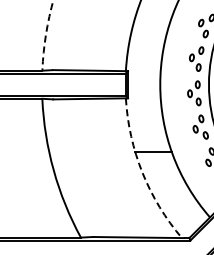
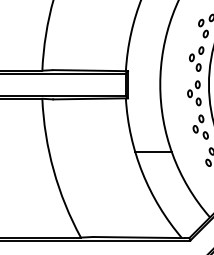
arc: dashed -> solid (46, 34)
arc: dashed -> solid (142, 172)
